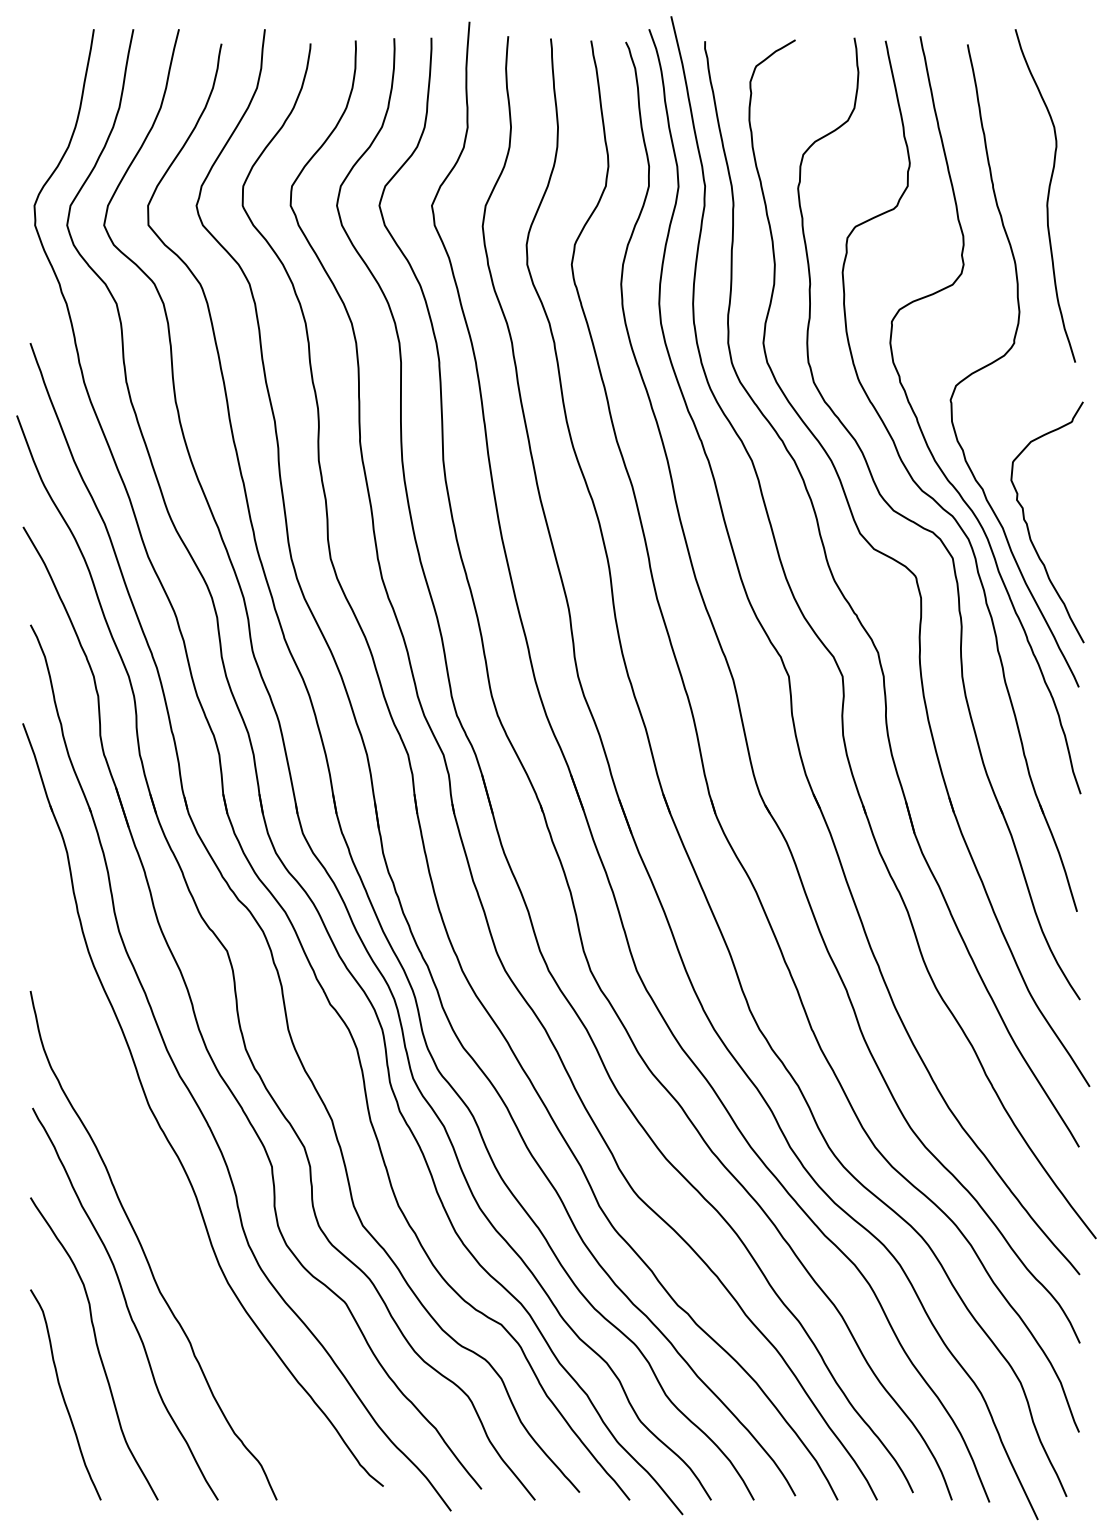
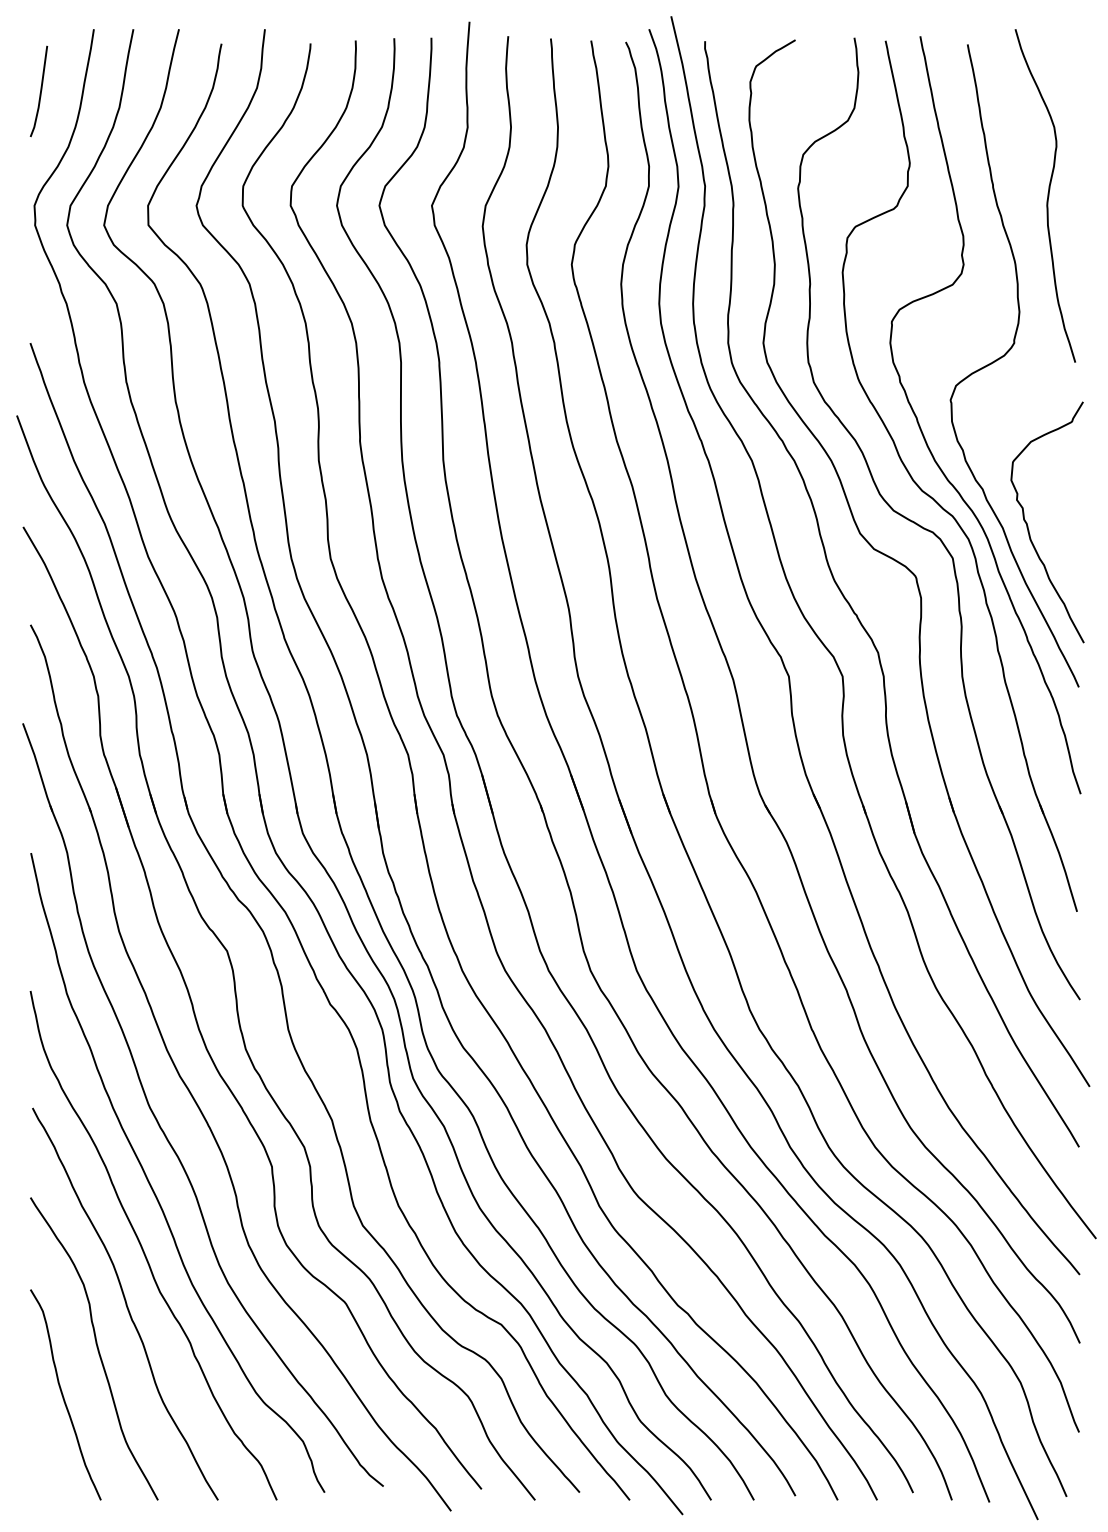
line: none -> present (40, 91)
curve: none -> present (151, 1185)
